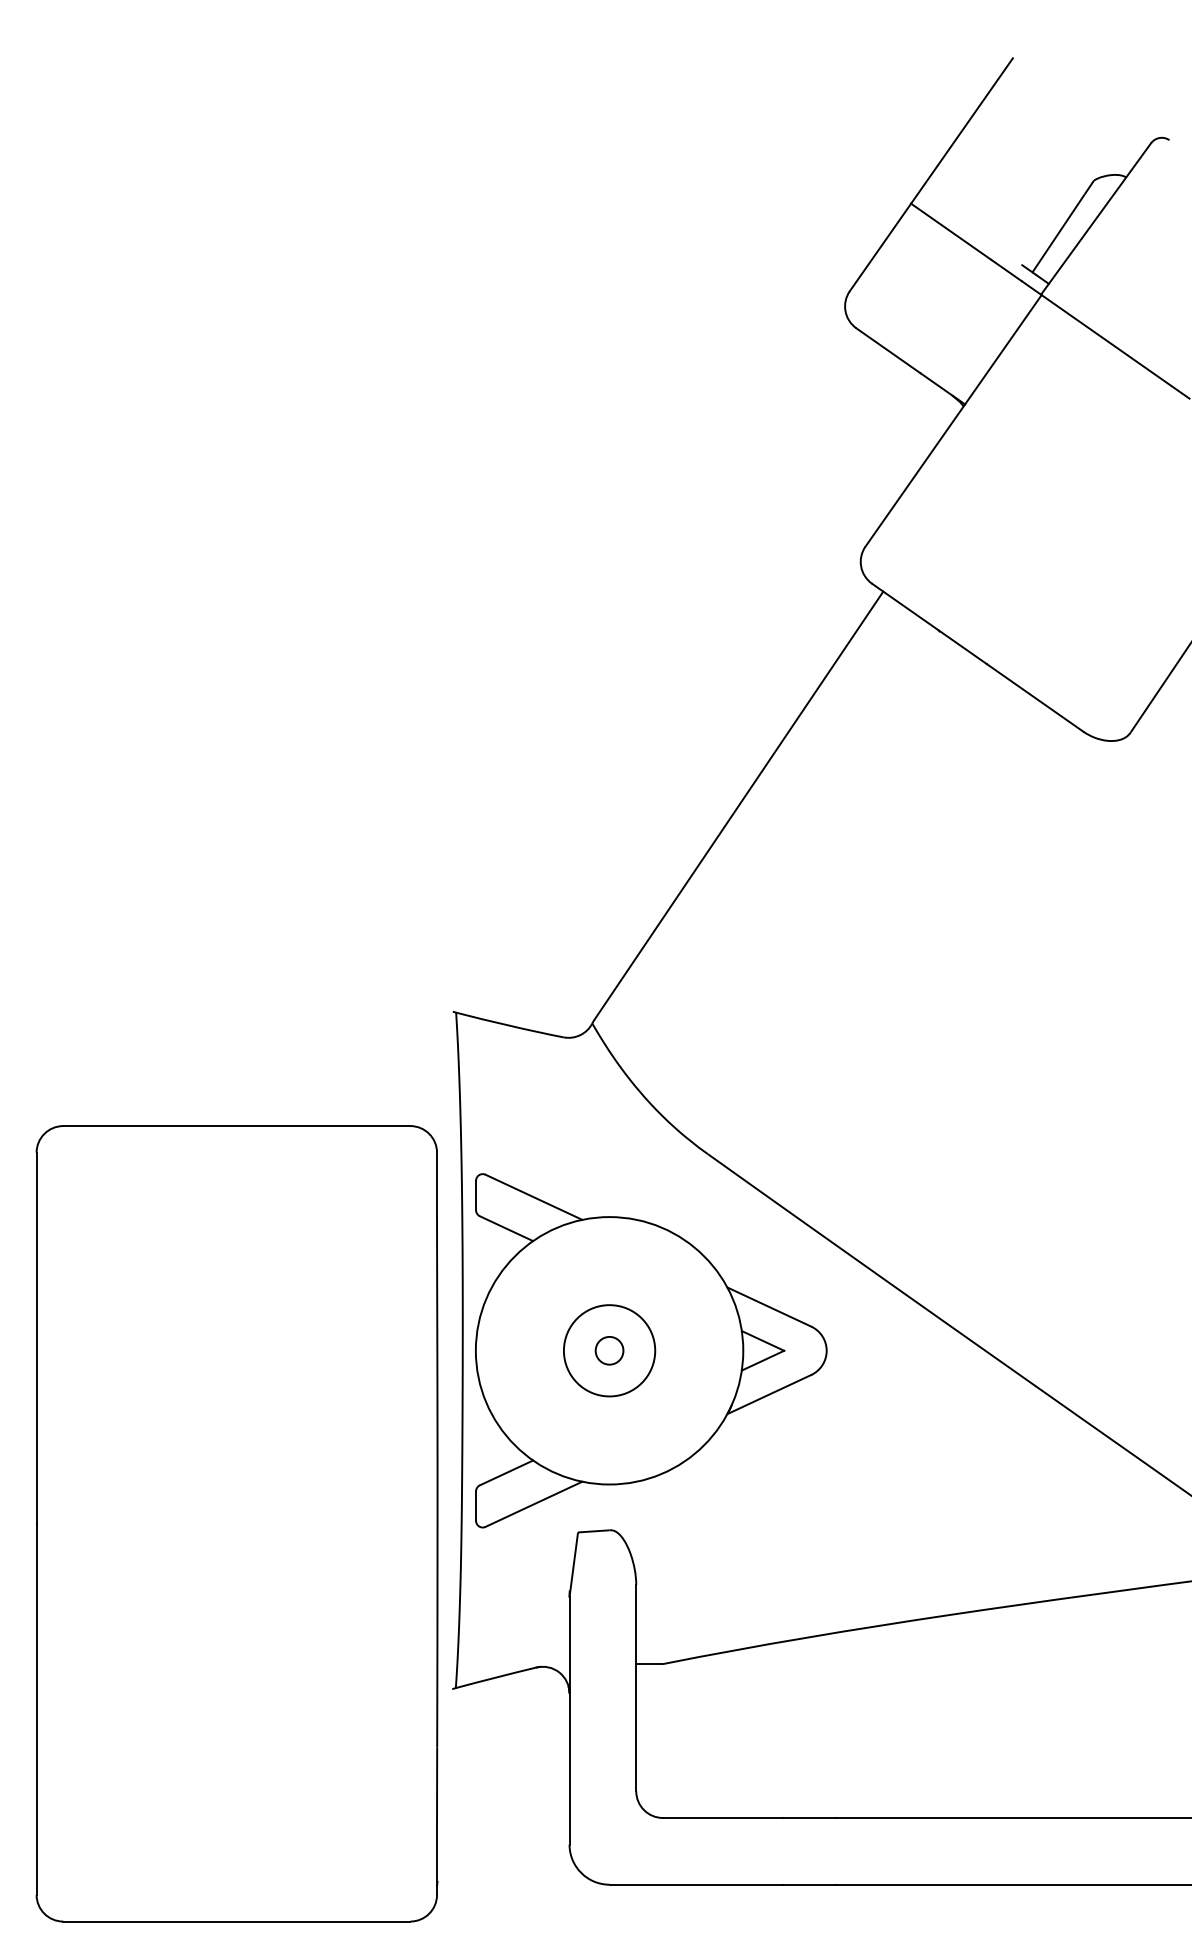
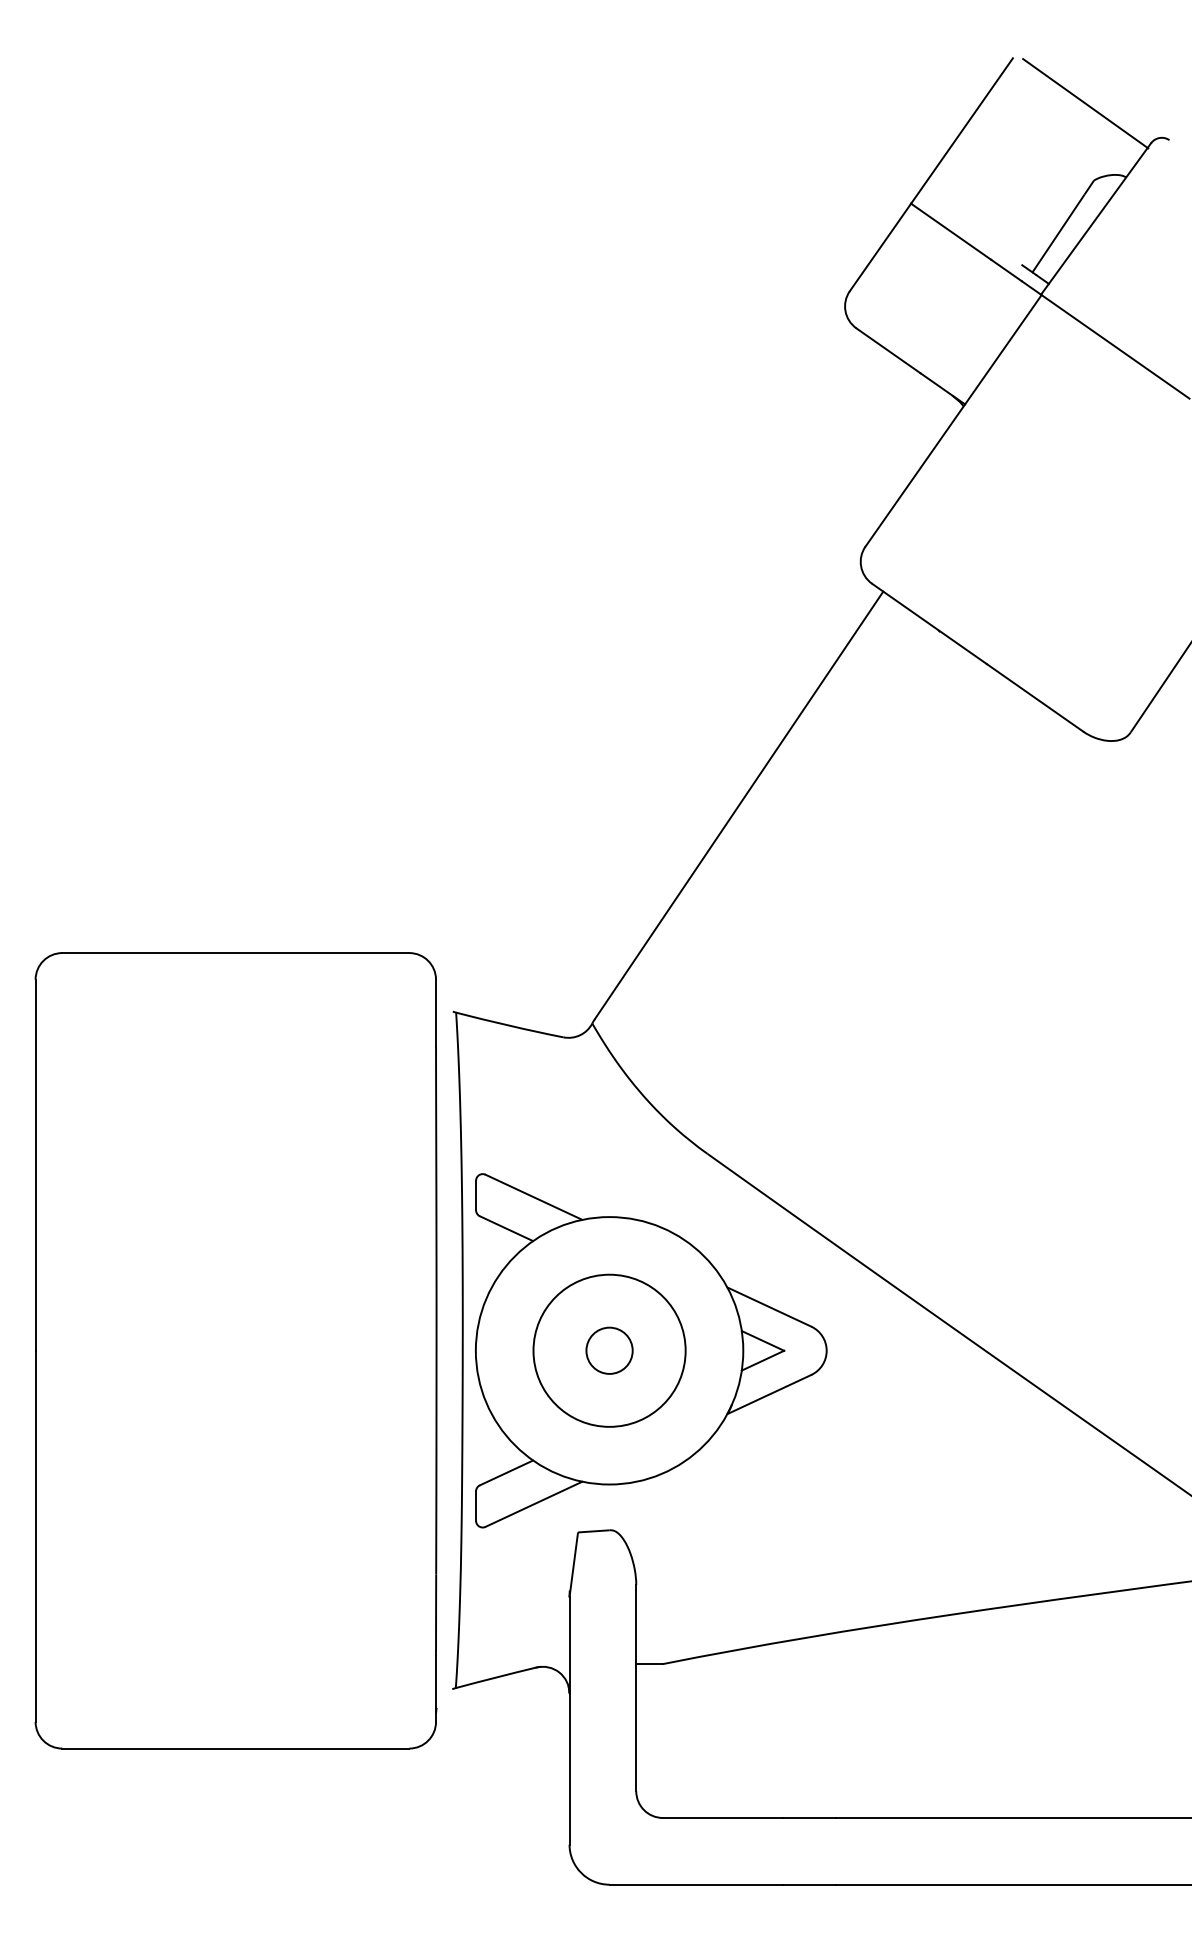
line: none -> present (1085, 103)
circle diameter: 28 px -> 46 px (609, 1350)
circle diameter: 91 px -> 152 px (609, 1350)
part position: (236, 1523) -> (235, 1350) (235, 1350)
